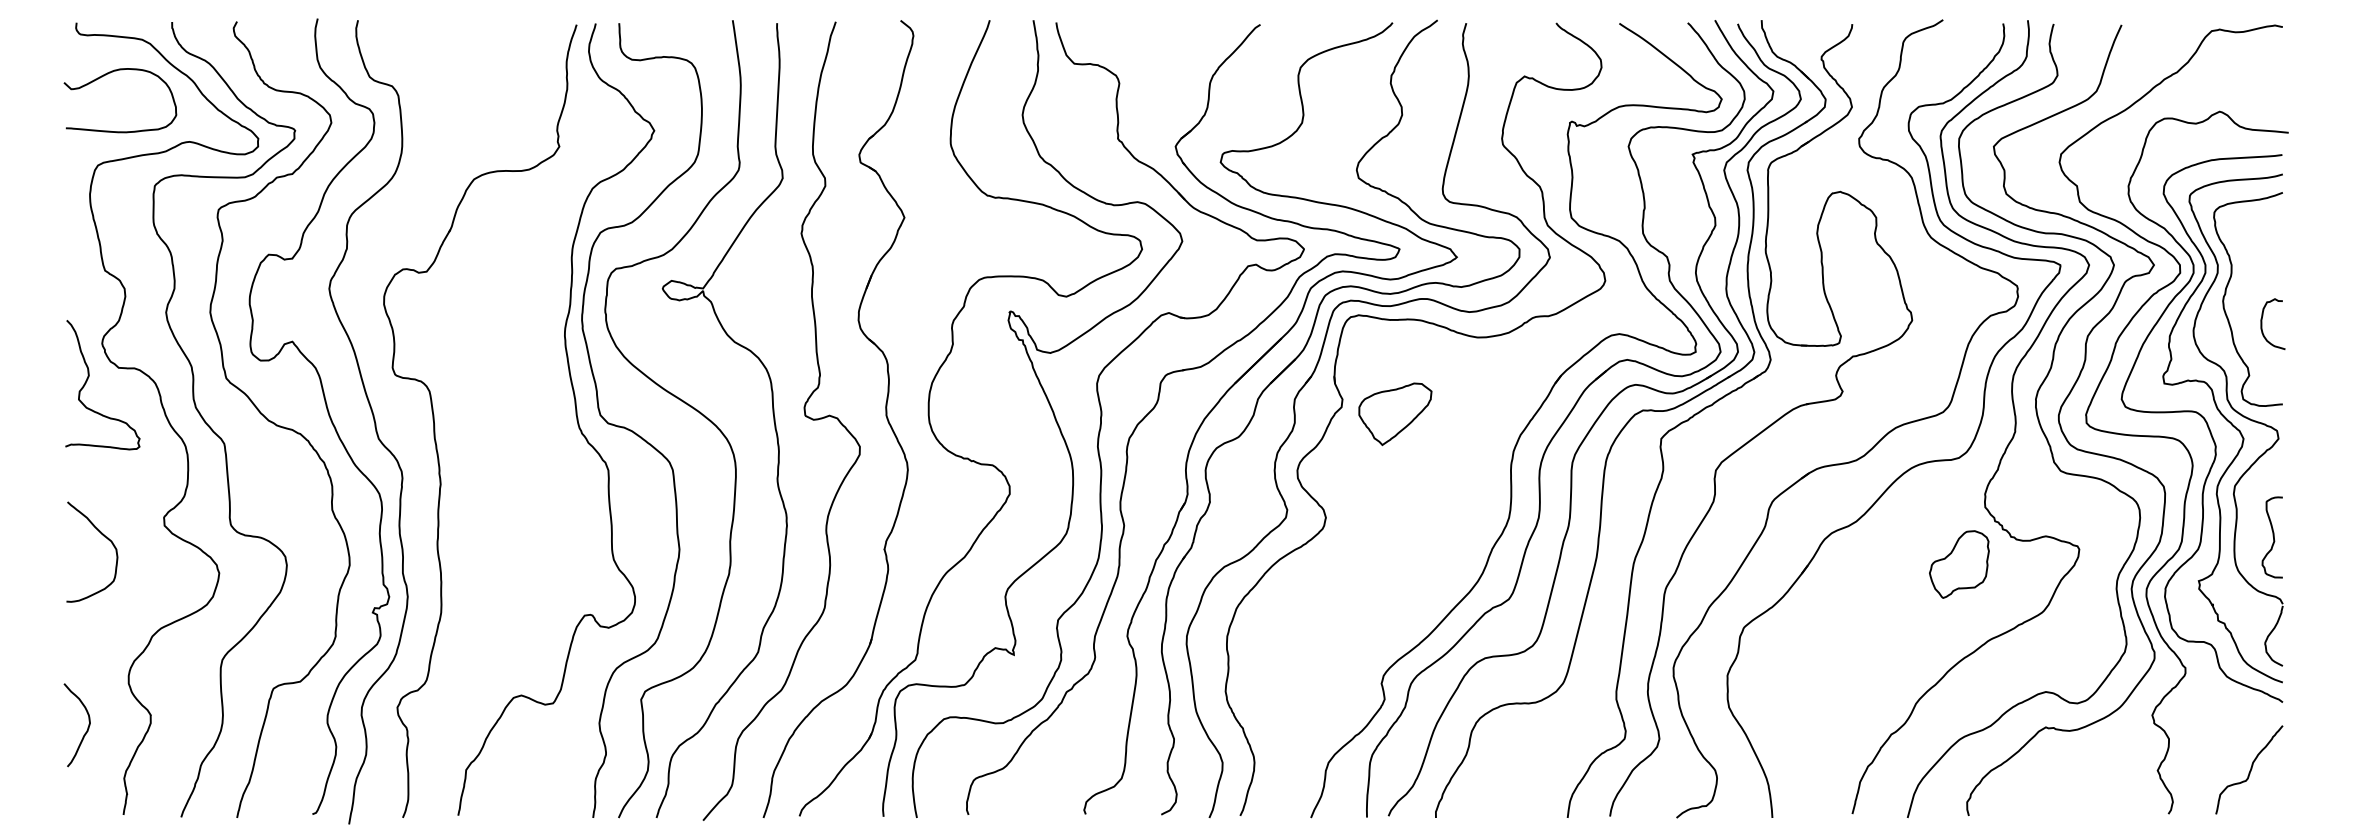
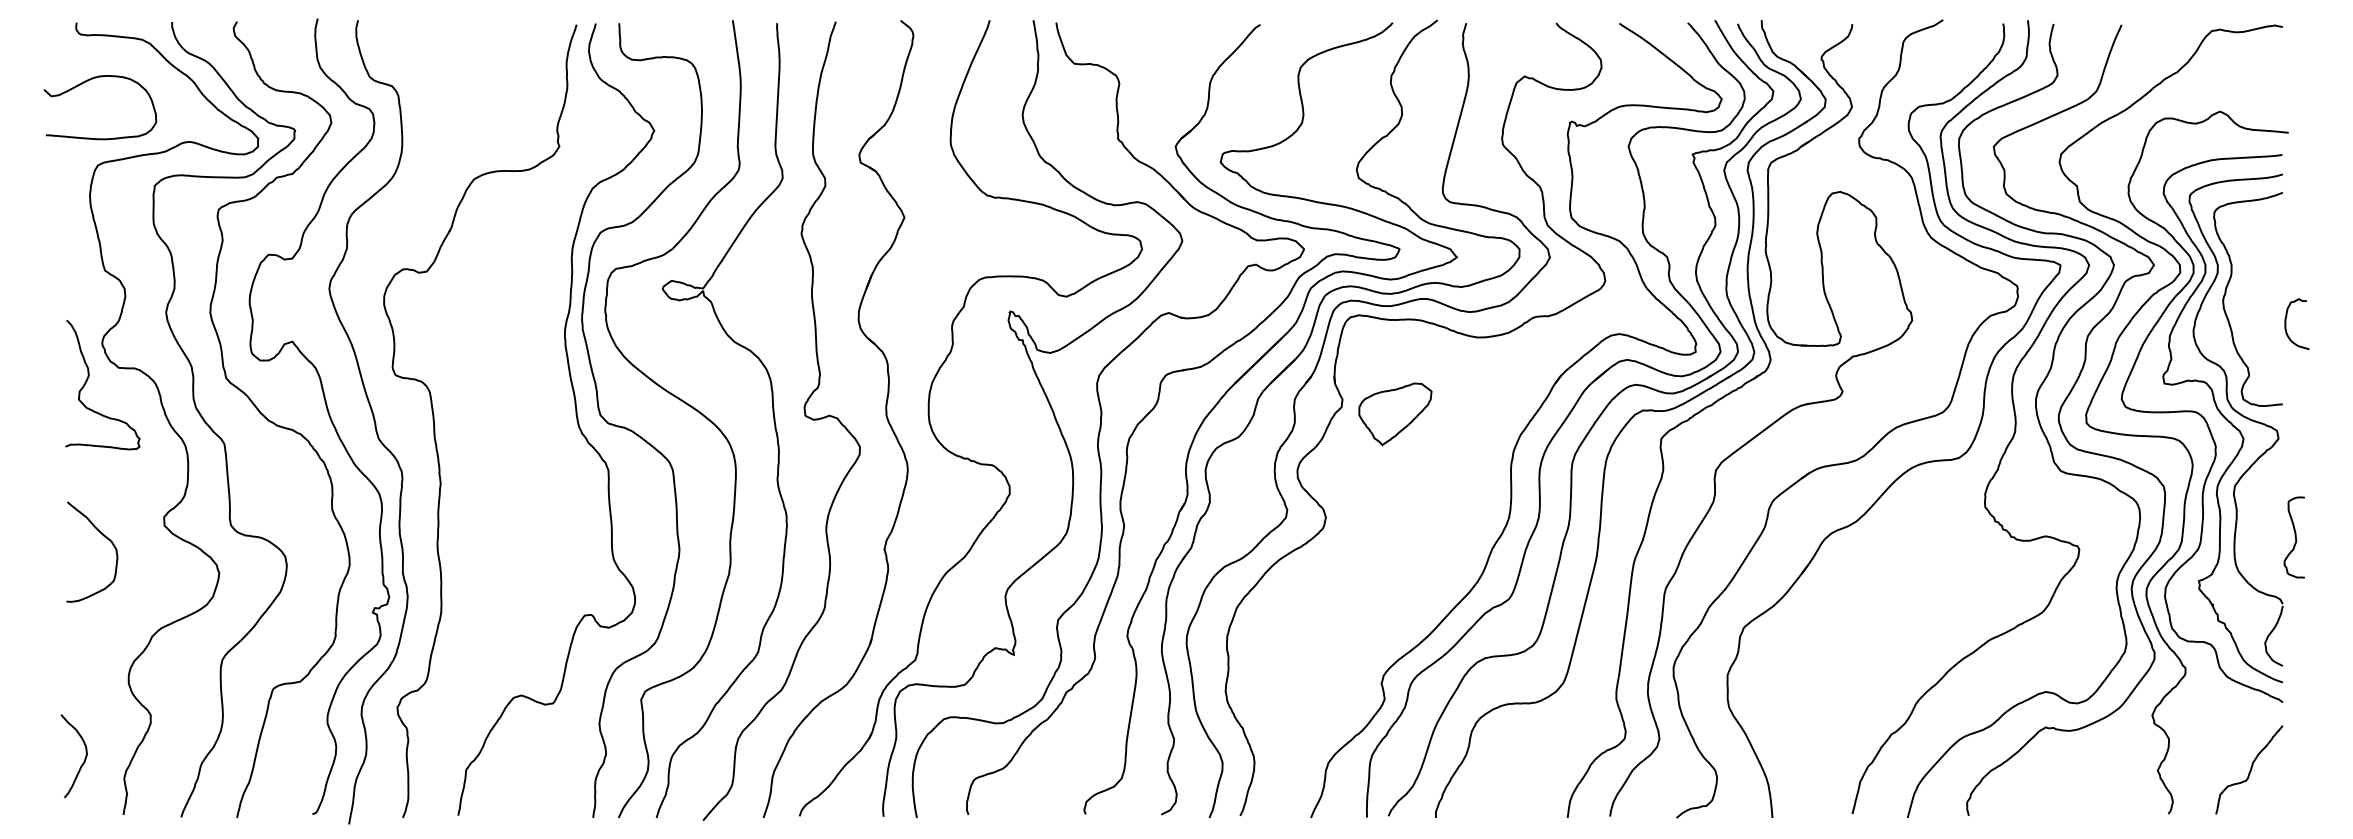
curve position: (108, 74) -> (88, 81) (88, 81)
curve position: (2262, 324) -> (2286, 324) (2286, 324)
curve position: (2272, 536) -> (2294, 536) (2294, 536)
part: present -> none (1959, 564)
curve position: (87, 727) -> (84, 758) (84, 758)
